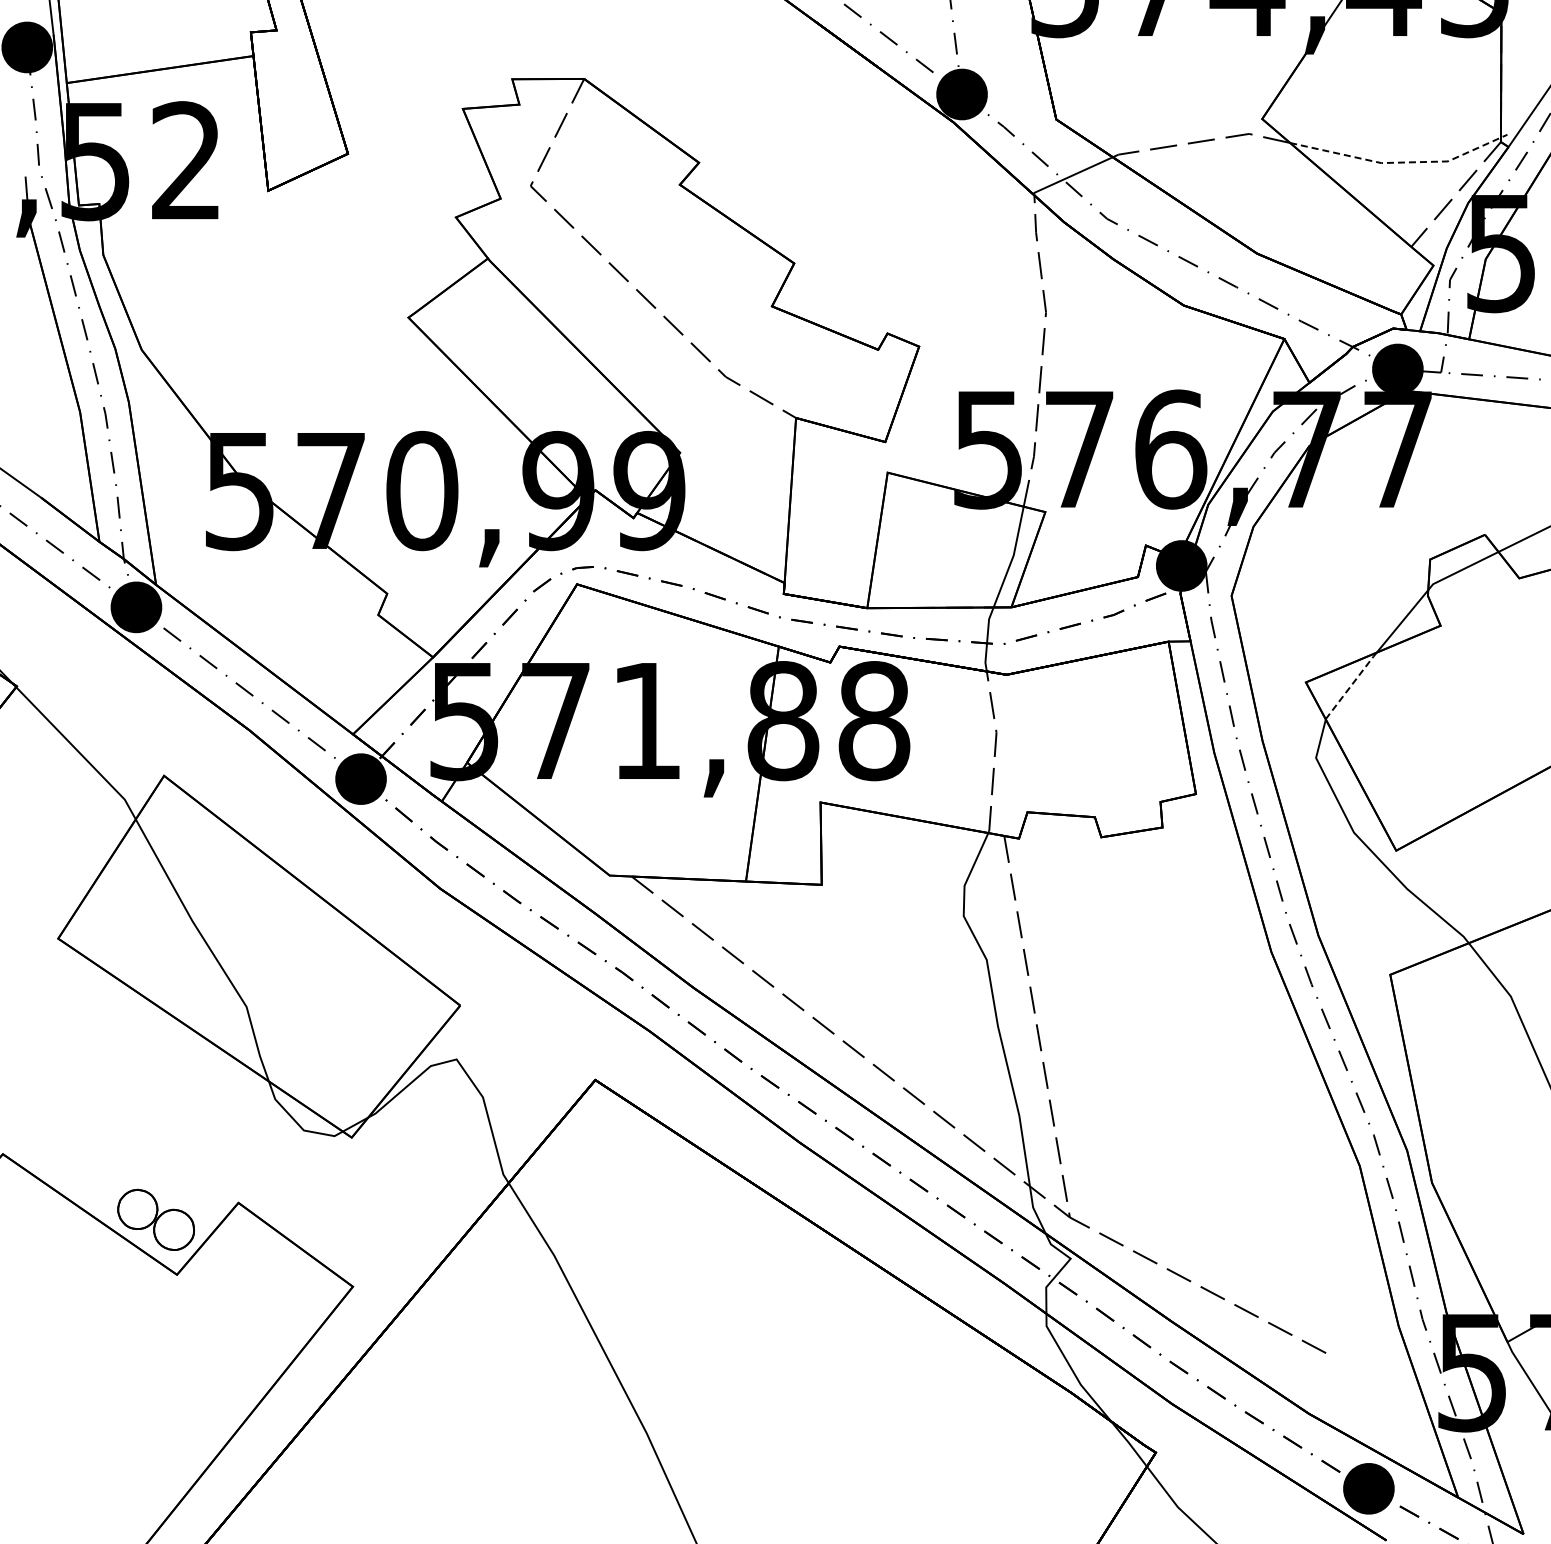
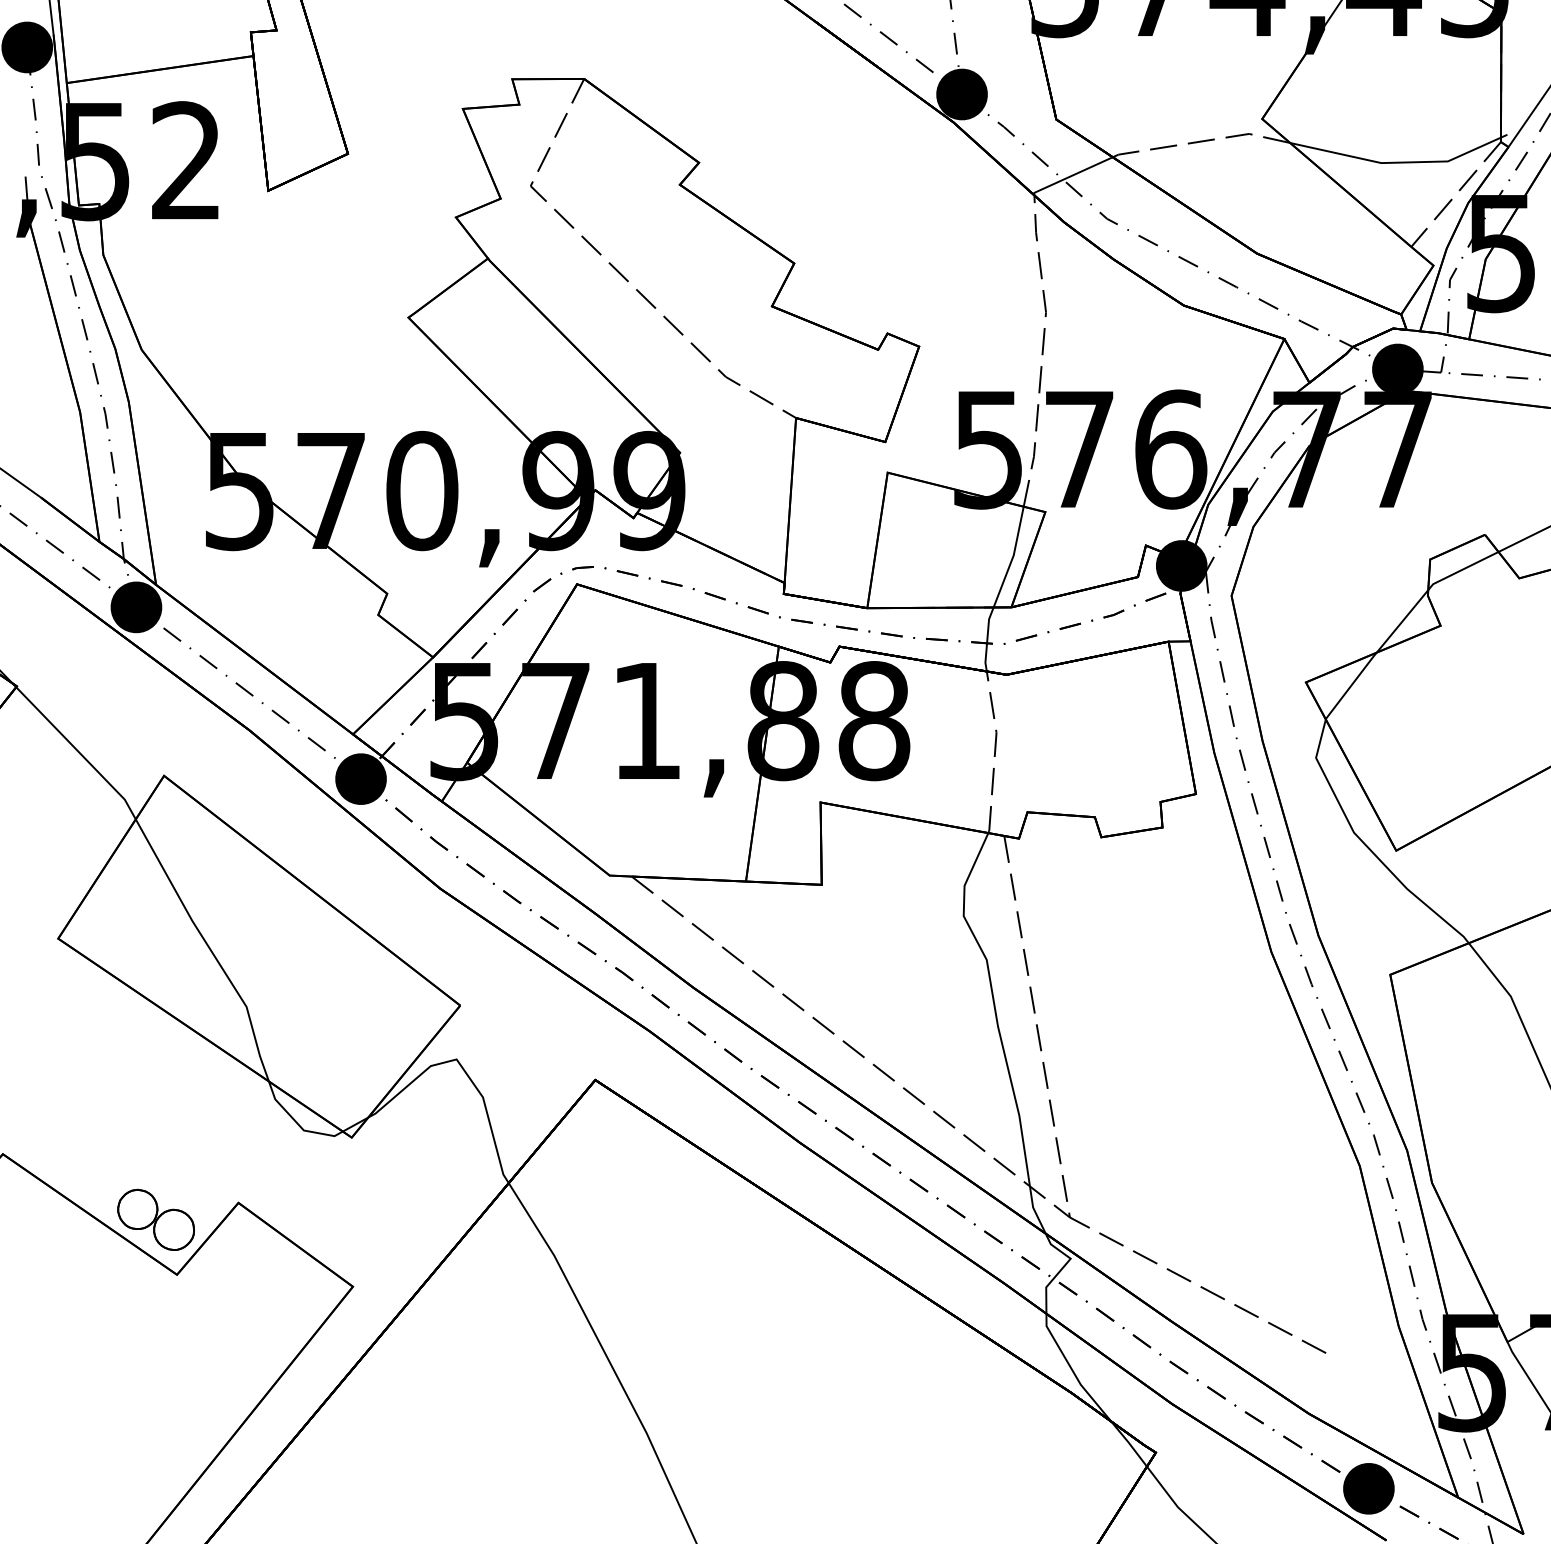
line: dashed -> solid (1401, 162)
line: dashed -> solid (1351, 685)
